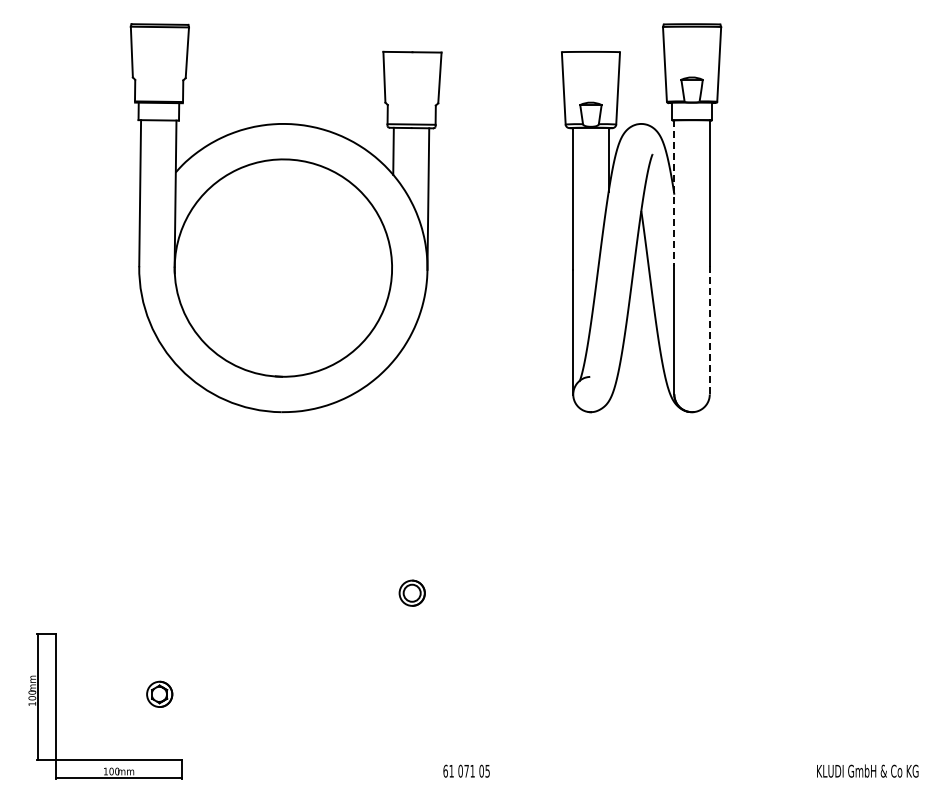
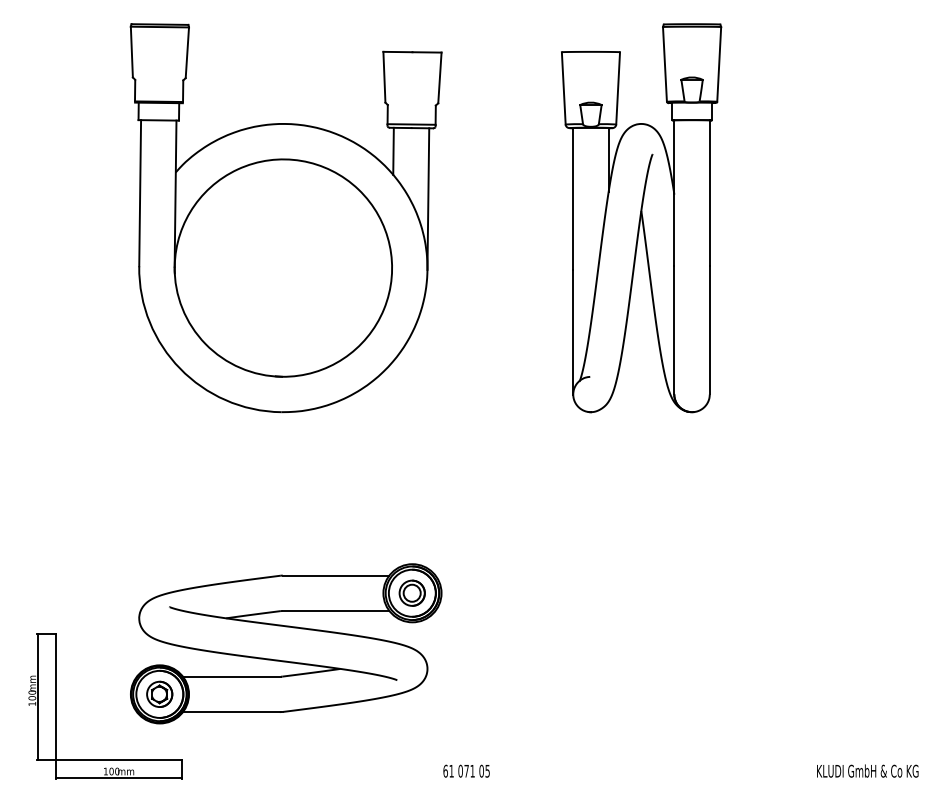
line: dashed -> solid (674, 193)
line: dashed -> solid (709, 330)
part: none -> present (286, 643)
